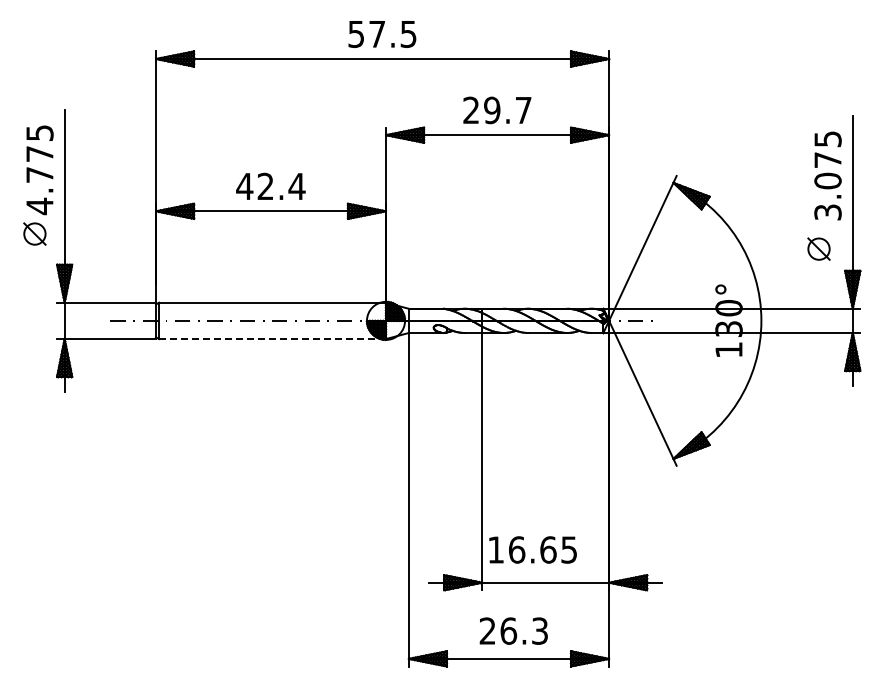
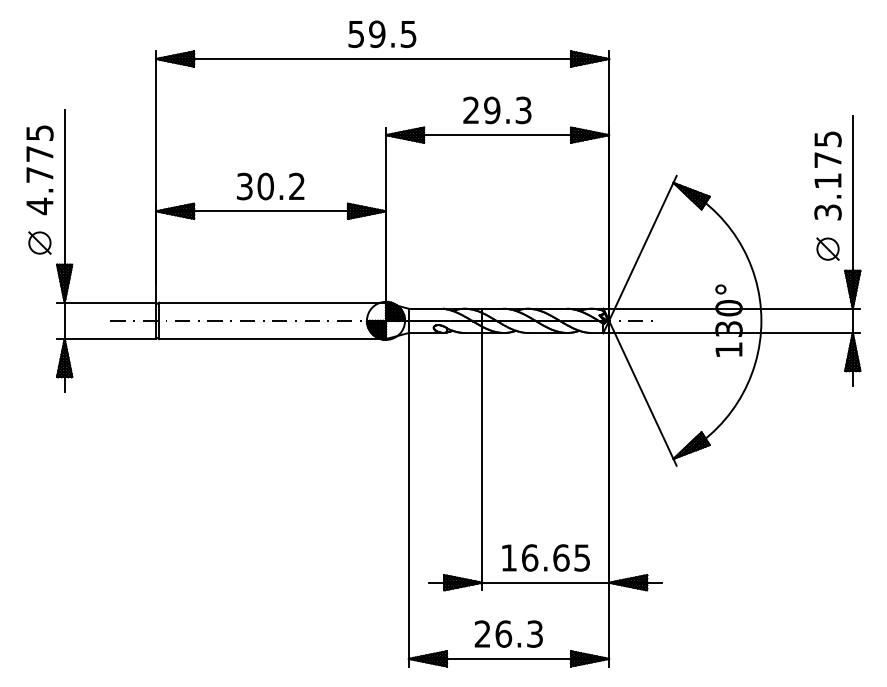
text: 57.5 -> 59.5 (377, 34)
text: 29.7 -> 29.3 (523, 110)
text: 3.075 -> 3.175 (827, 180)
text: 42.4 -> 30.2 (270, 186)
part position: (34, 233) -> (39, 242) (39, 242)
part position: (818, 248) -> (827, 248) (827, 248)
line: dashed -> solid (273, 339)
text position: (532, 549) -> (545, 557) (545, 557)
text position: (513, 630) -> (508, 633) (508, 633)
